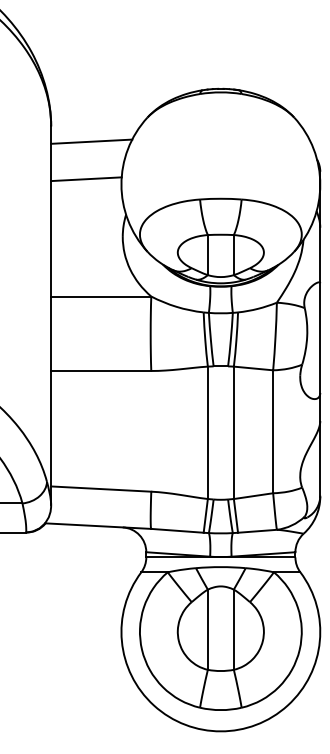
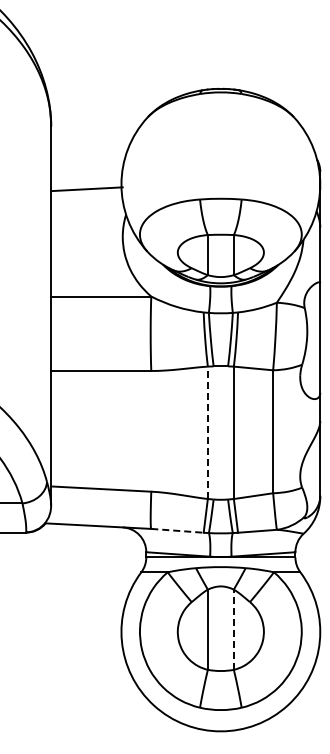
line: present -> none (91, 141)
line position: (86, 179) -> (87, 189) (87, 189)
line: solid -> dashed (207, 432)
line: solid -> dashed (177, 530)
line: solid -> dashed (233, 629)
